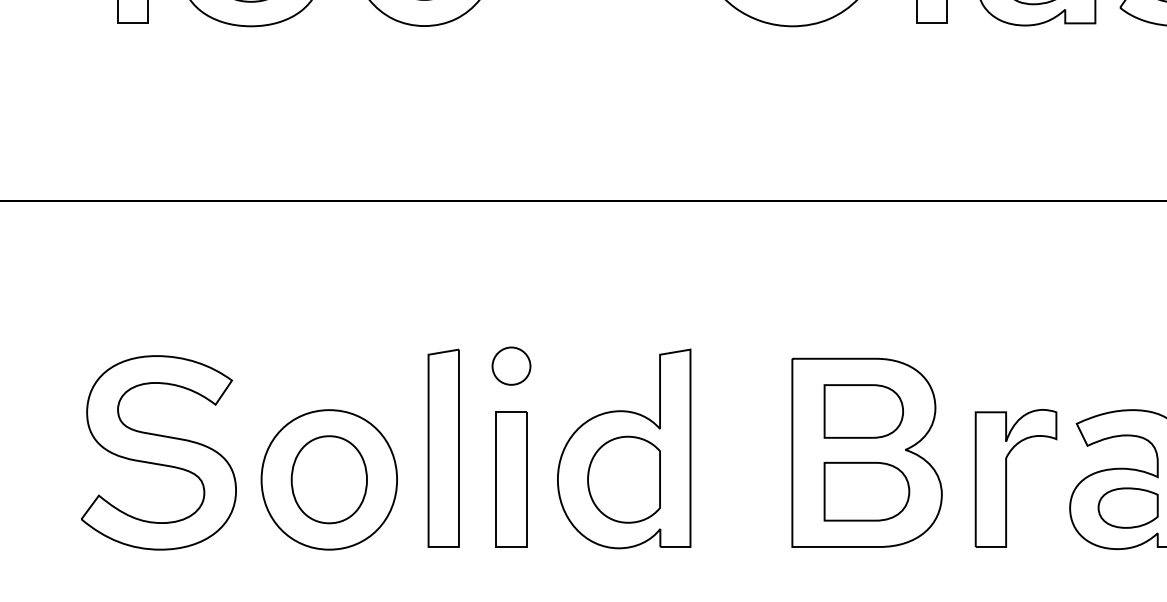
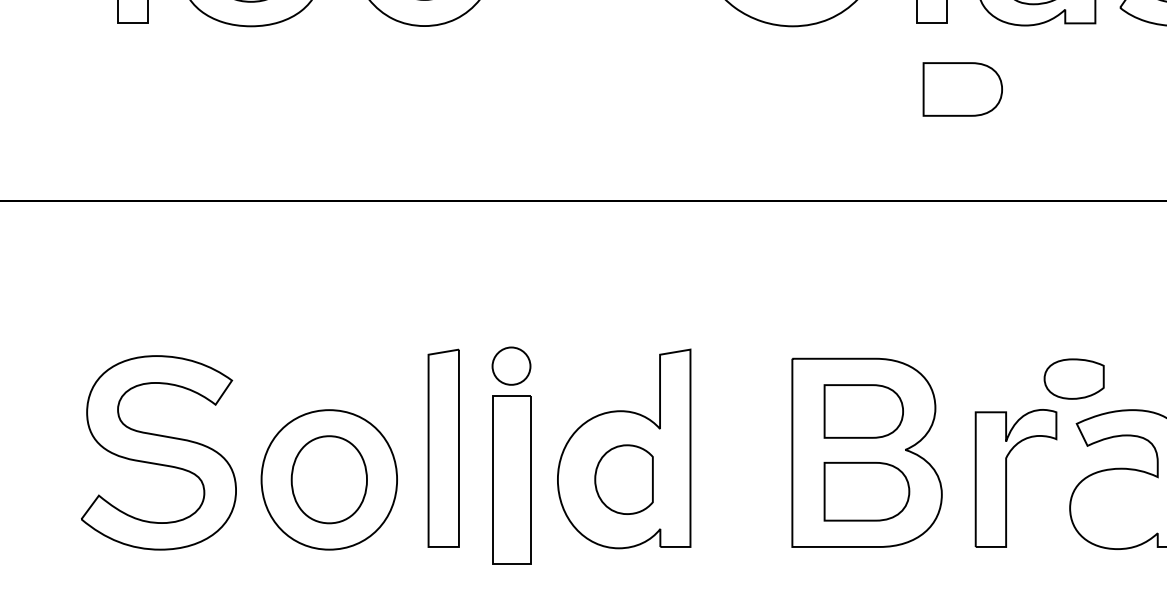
part: none -> present (962, 89)
part size: 33x137 px -> 40x170 px (511, 479)
part size: 74x89 px -> 60x71 px (623, 479)
part position: (1127, 507) -> (1073, 378) (1073, 378)
